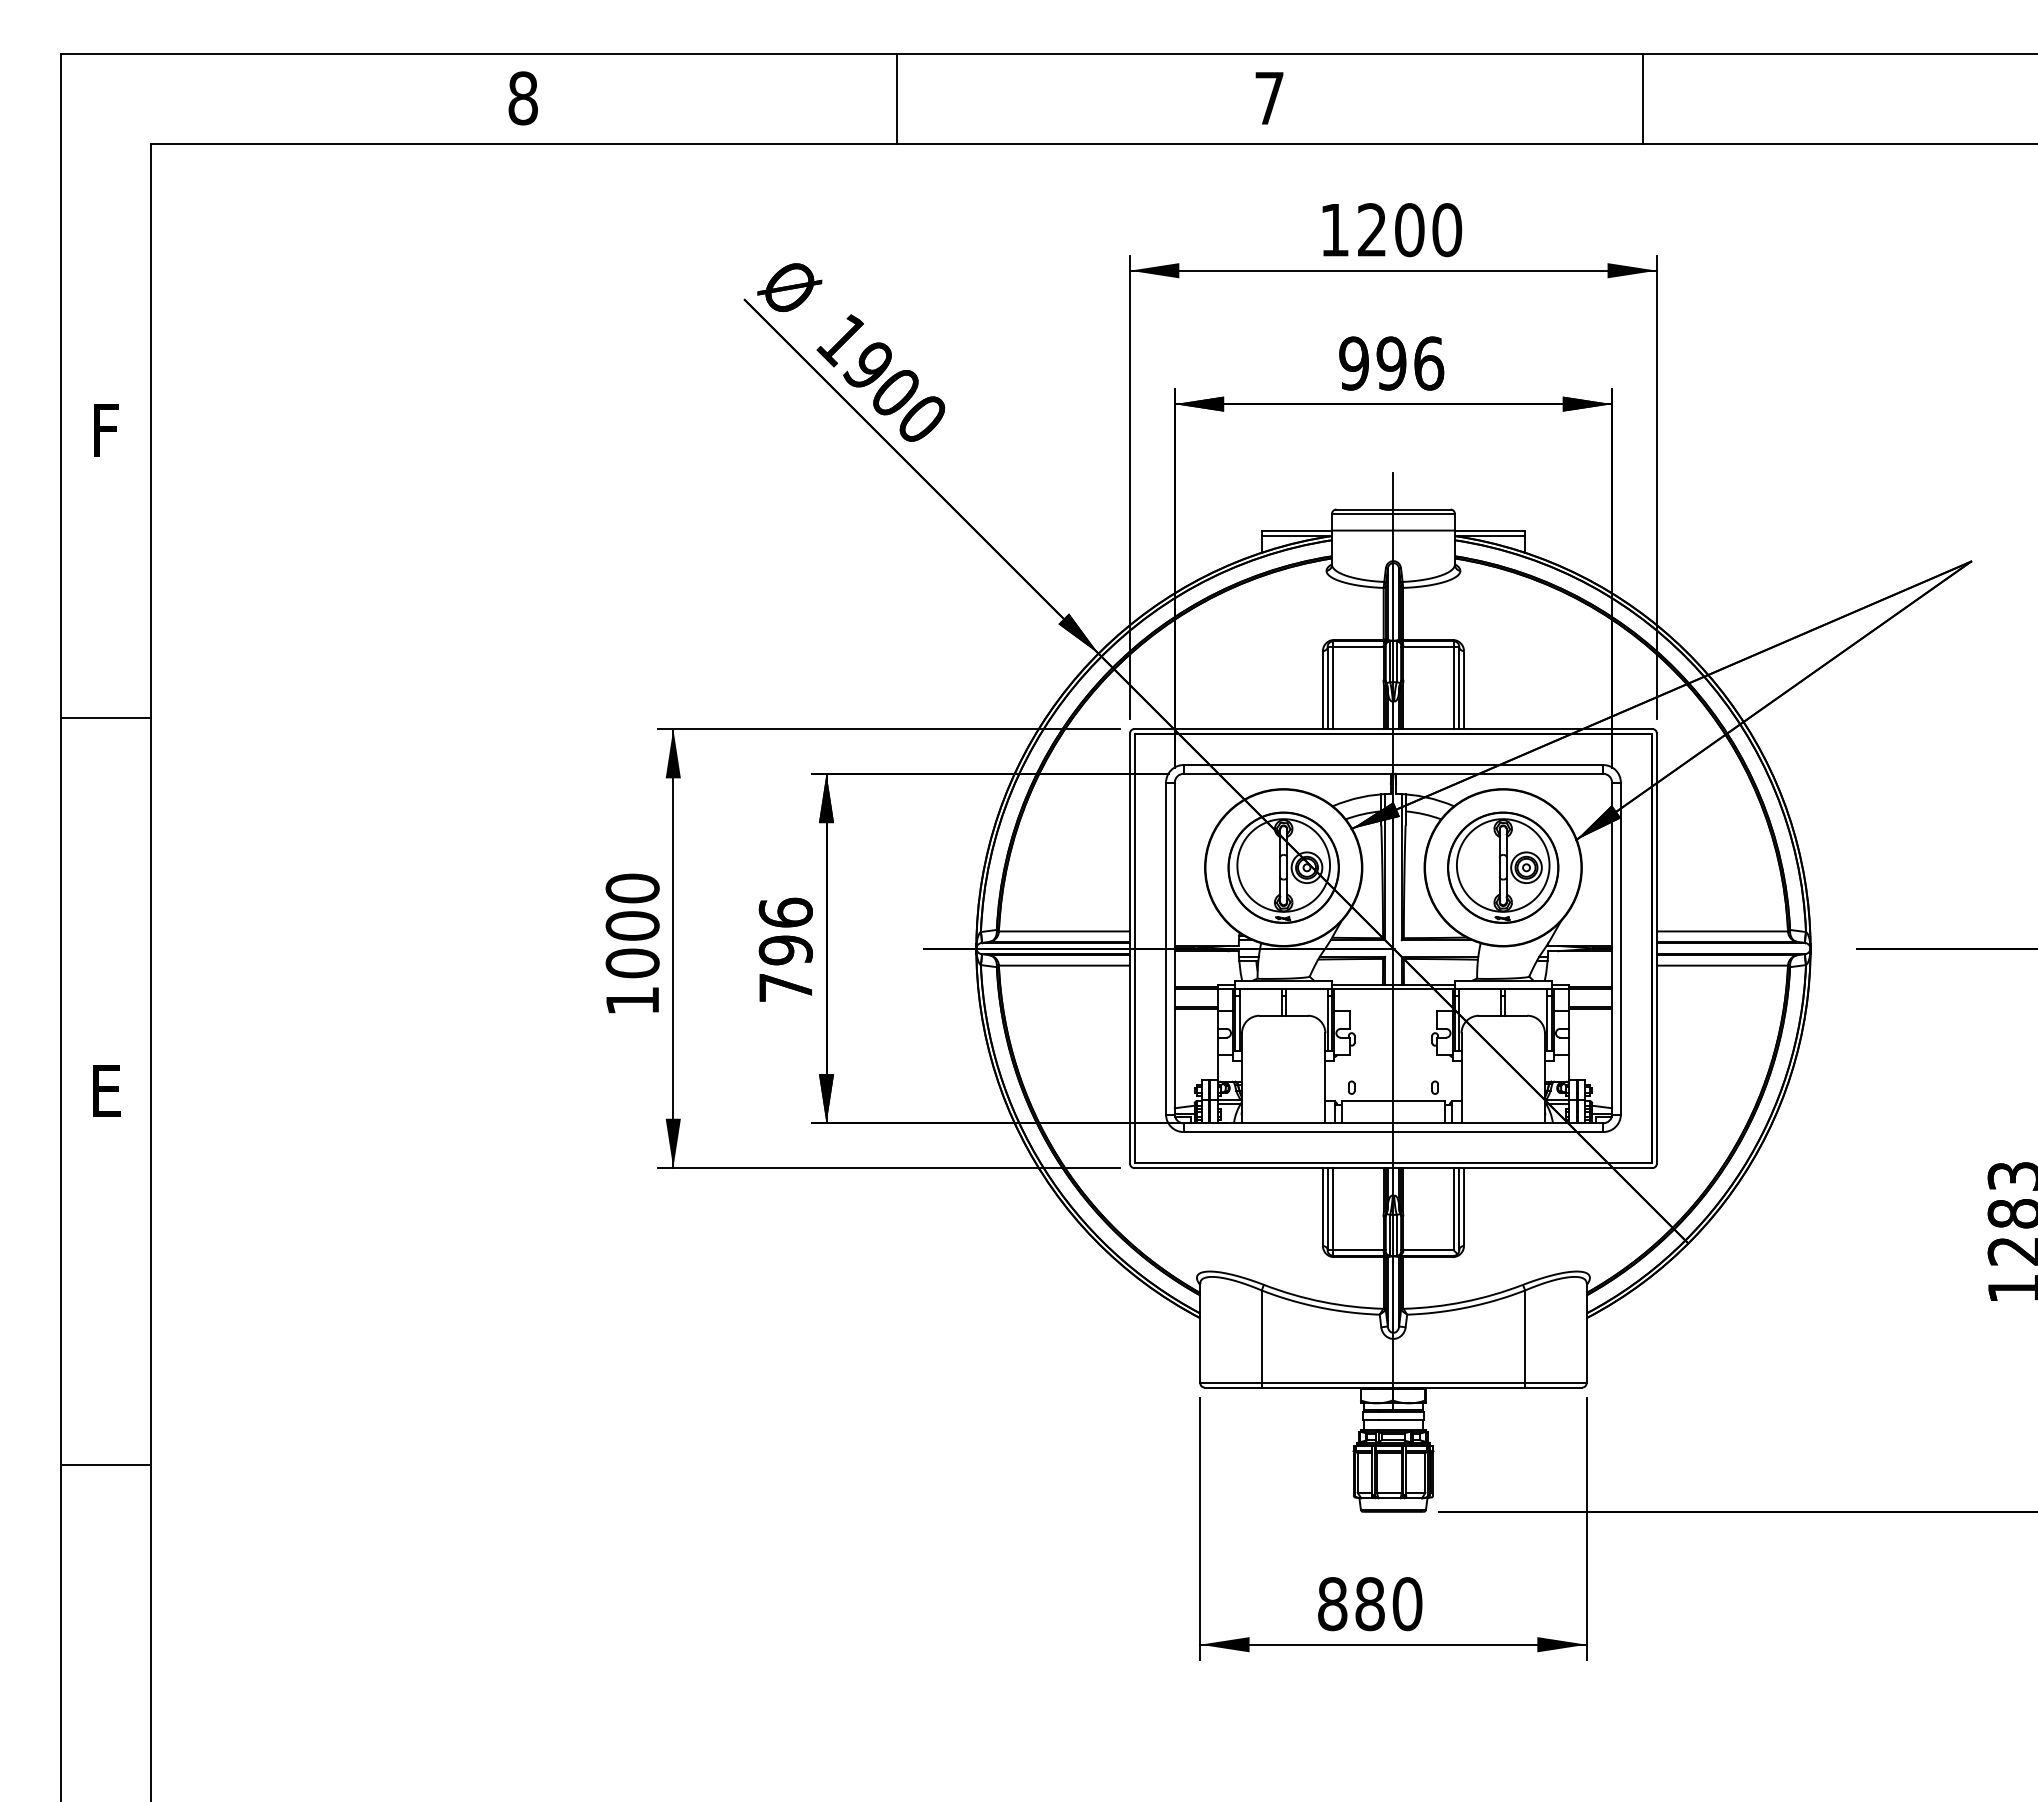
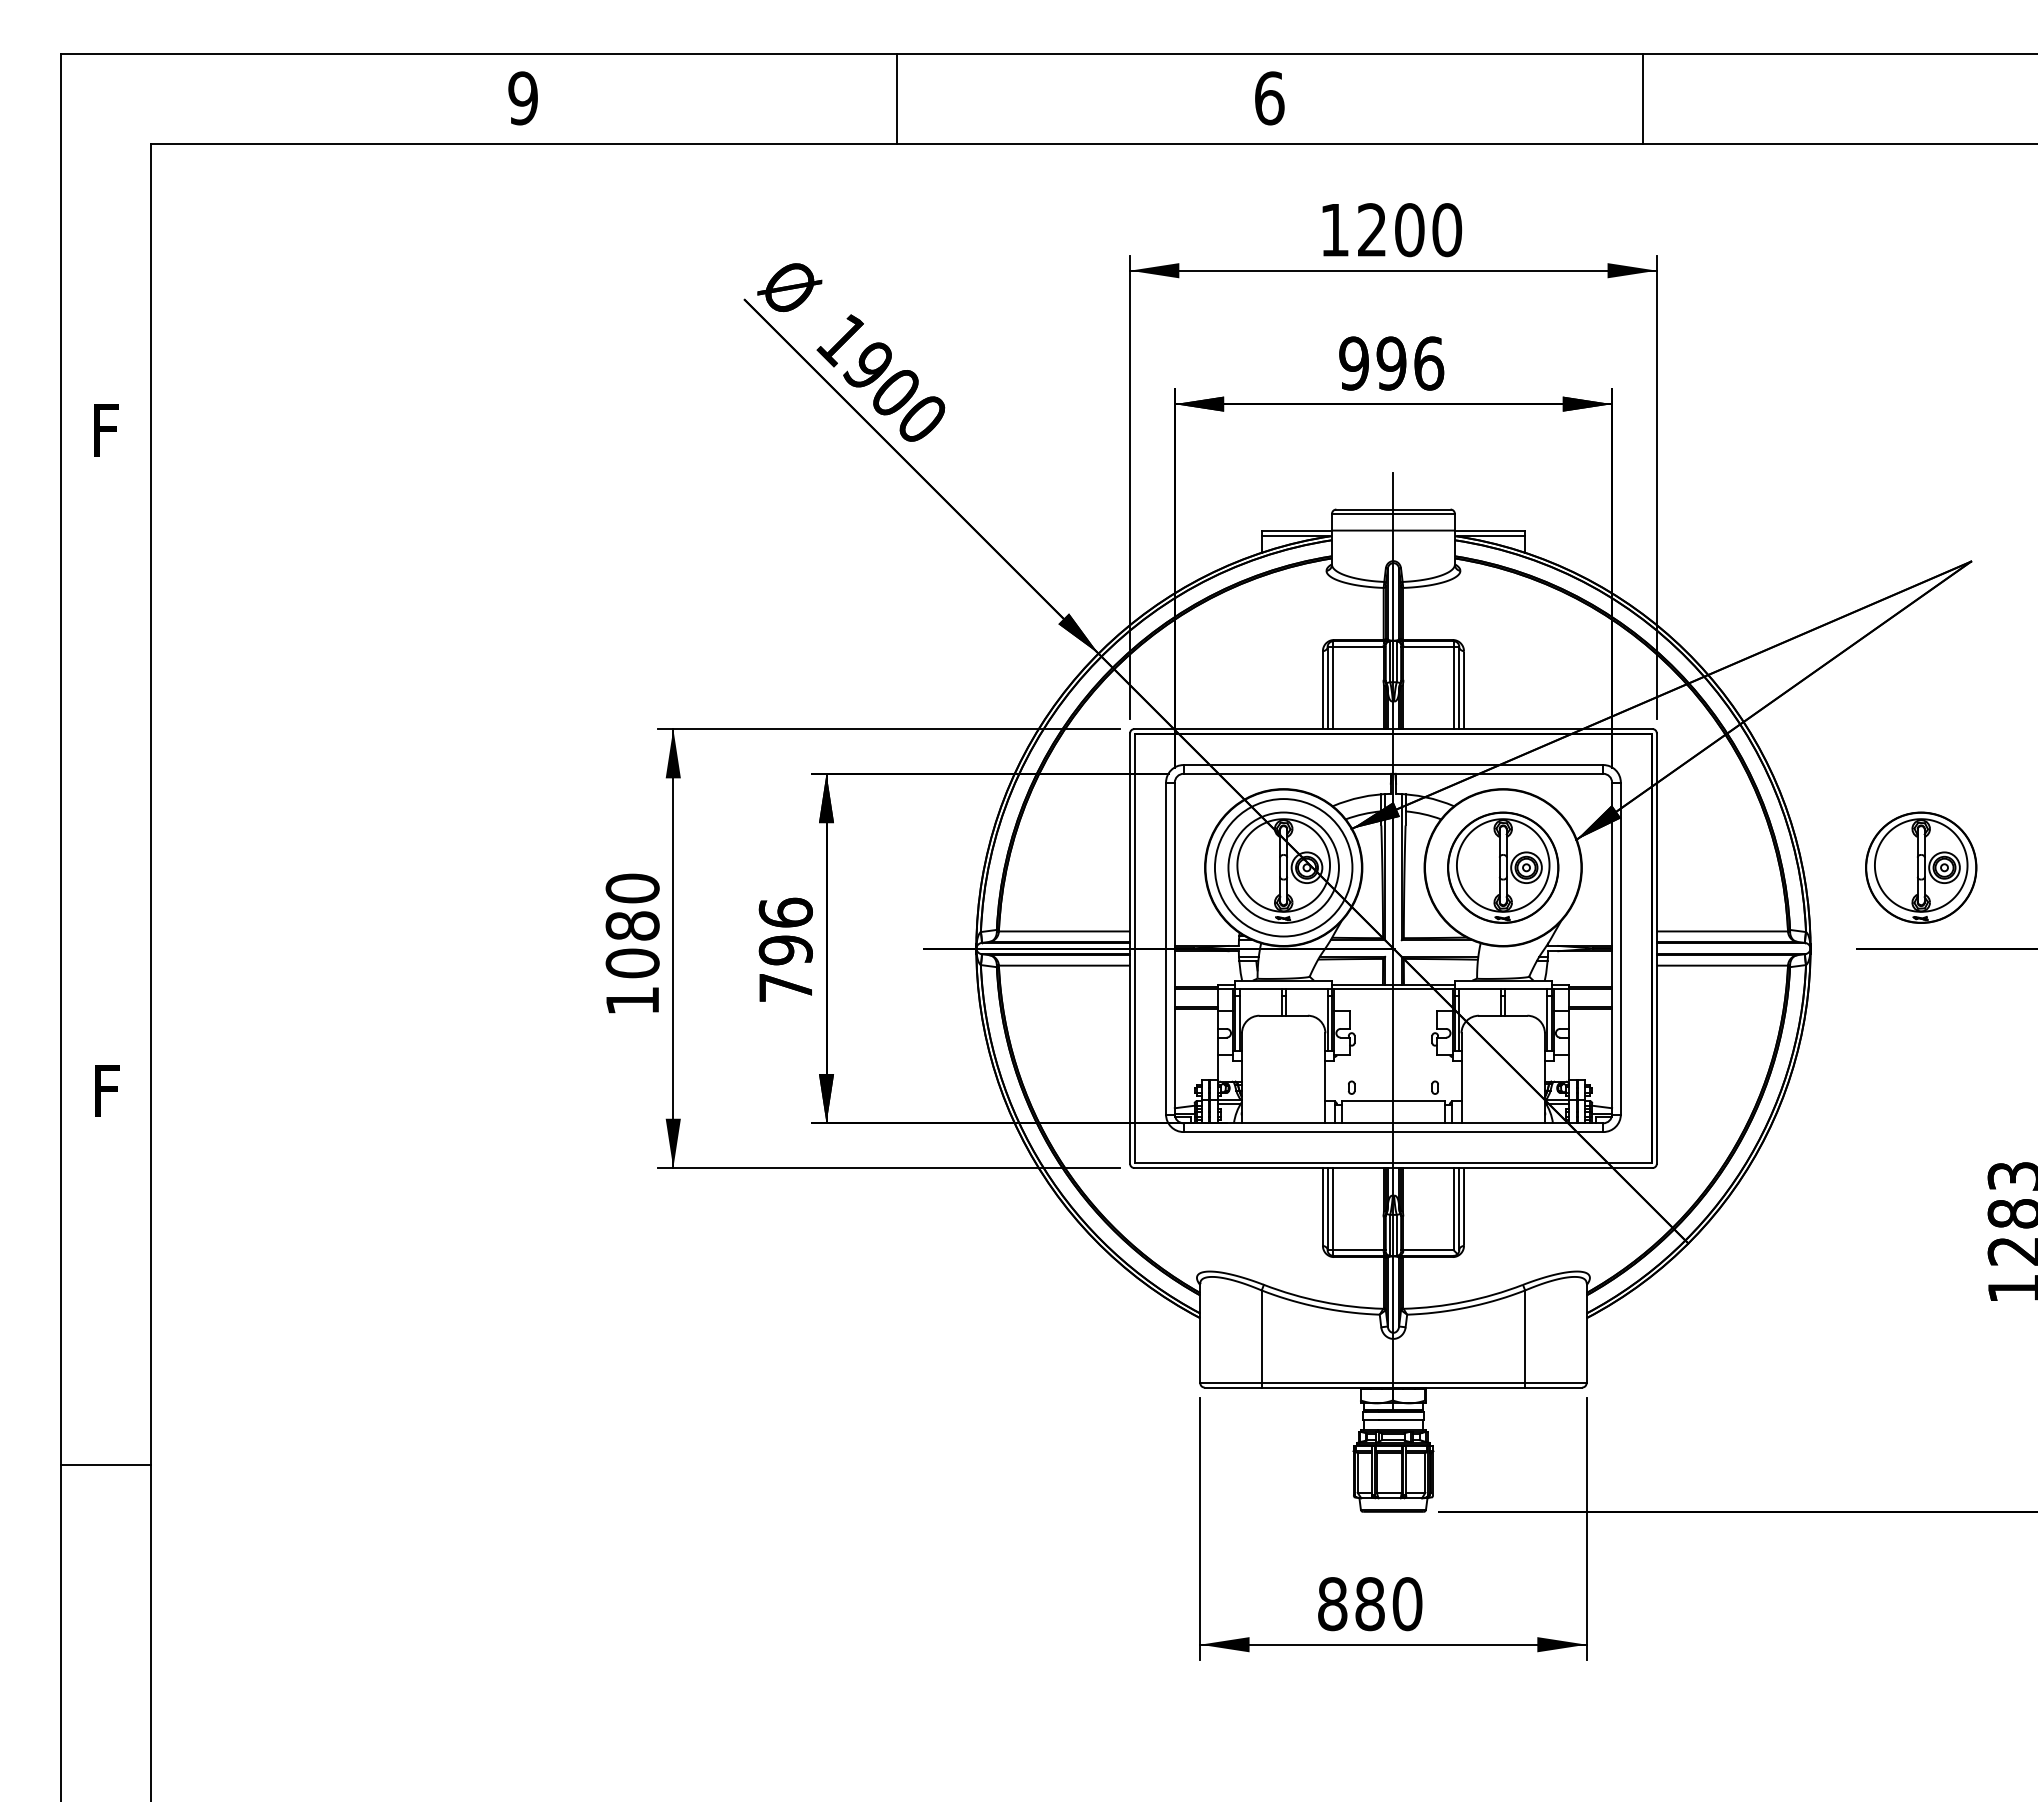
text: 8 -> 9 (522, 98)
text: 7 -> 6 (1269, 98)
line: present -> none (105, 718)
circle diameter: 110 px -> 137 px (1283, 867)
part: none -> present (1921, 867)
text: 1000 -> 1080 (632, 925)
text: E -> F (106, 1090)
